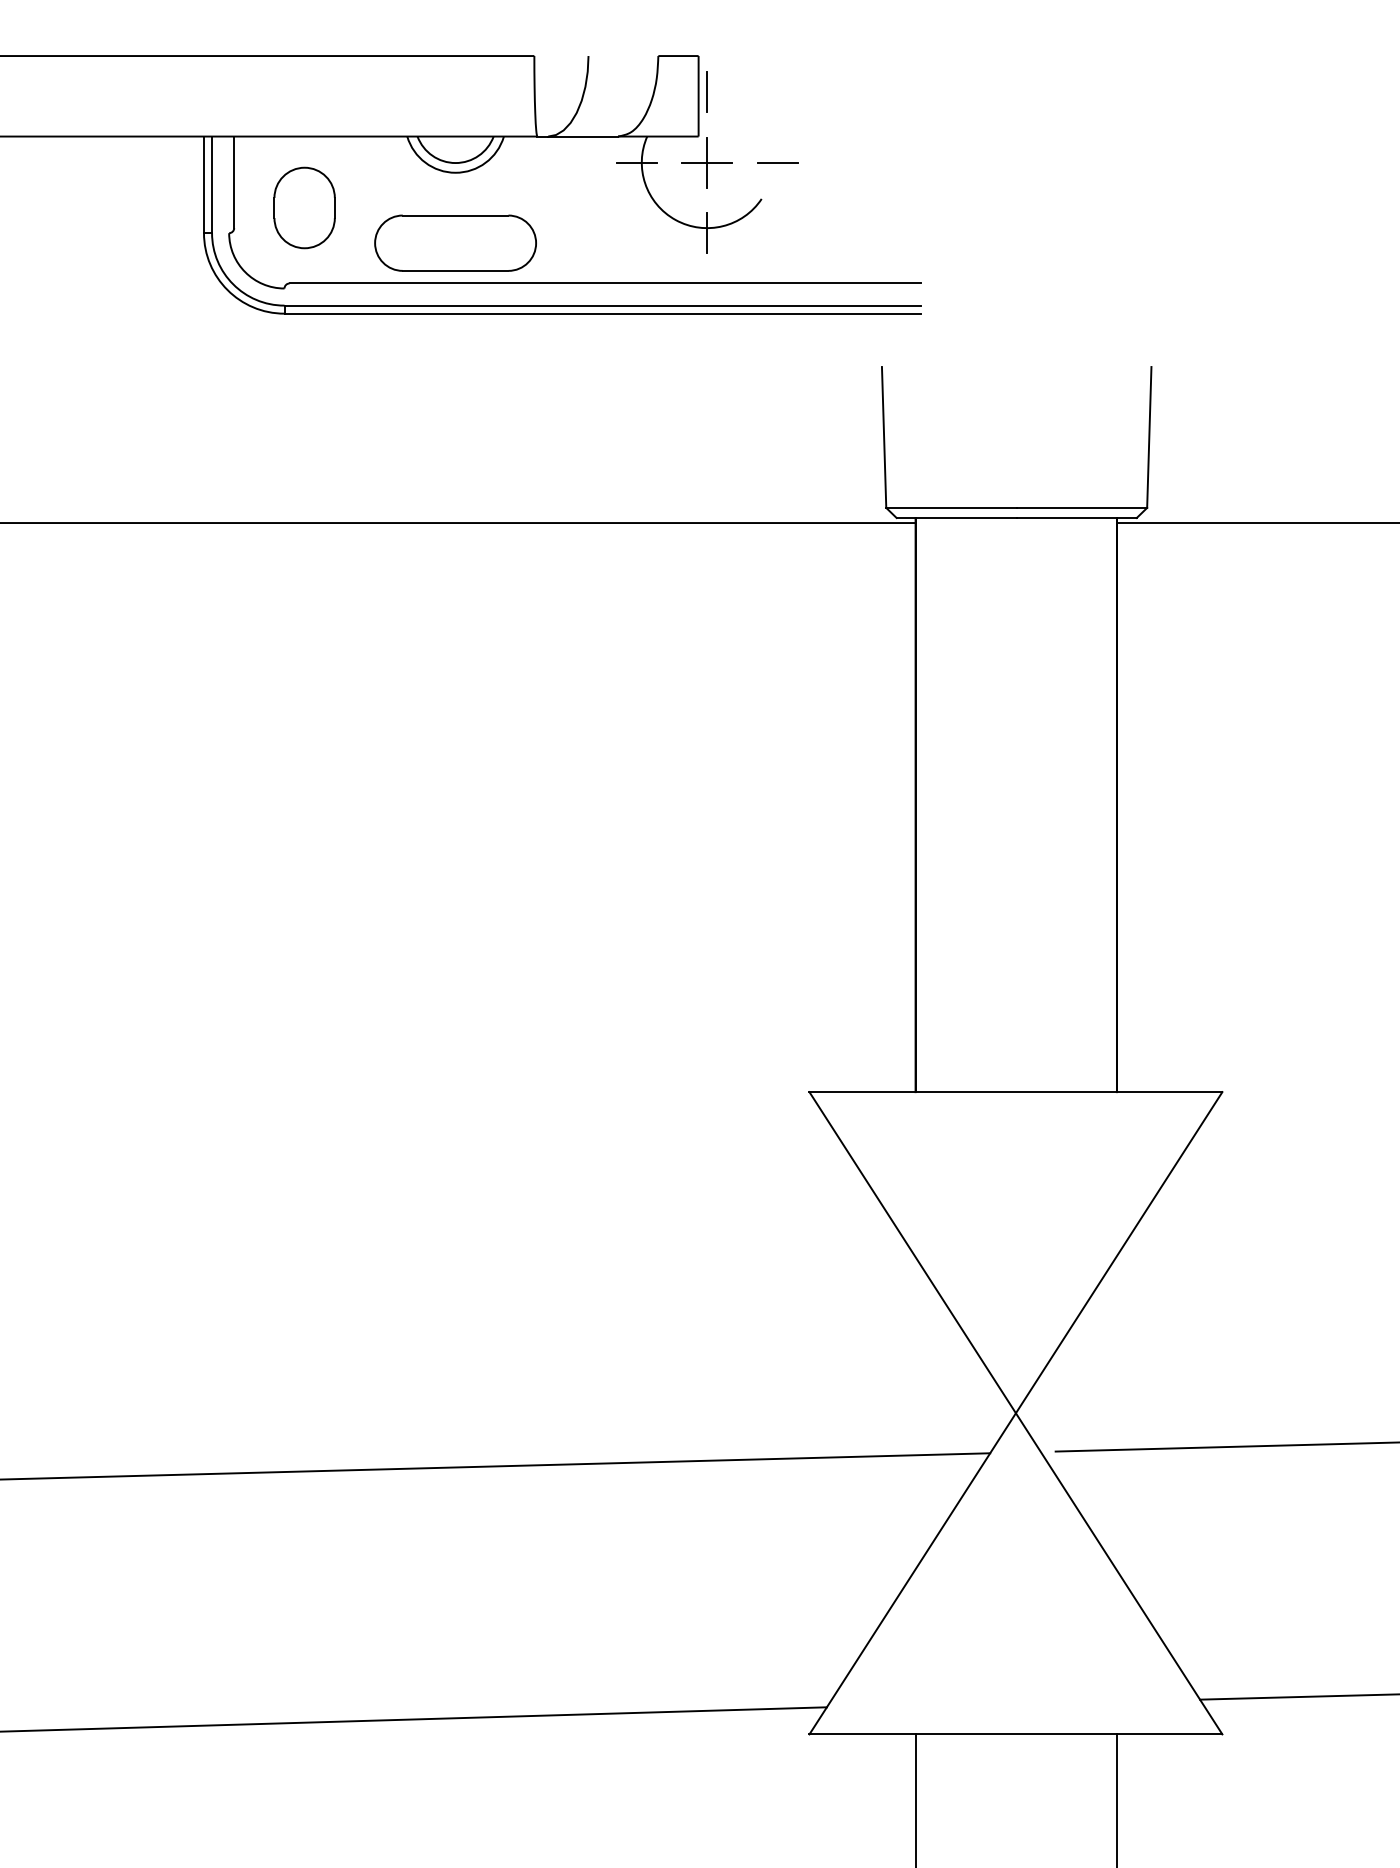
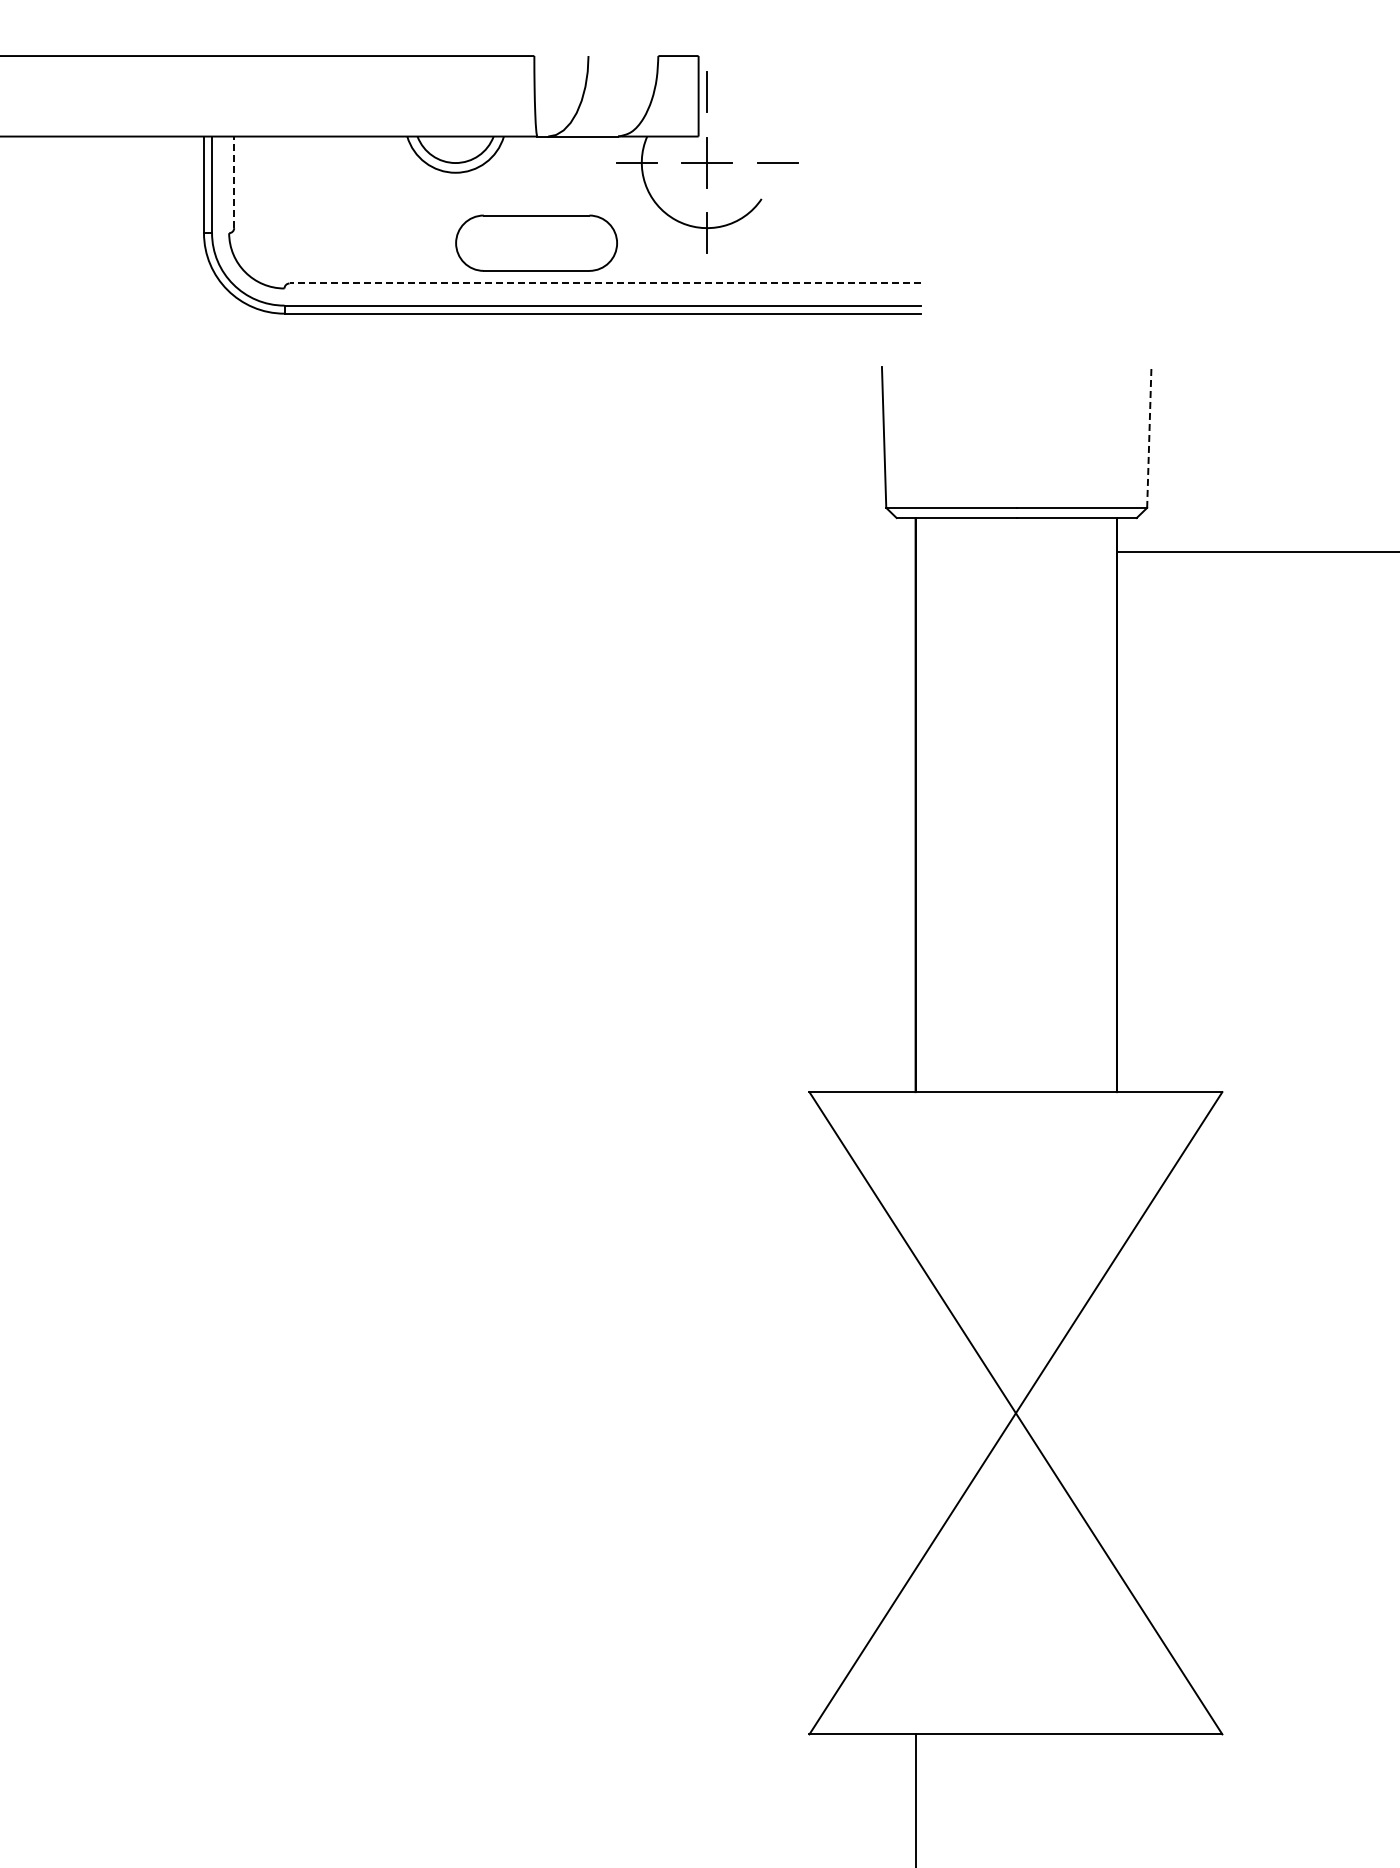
line: solid -> dashed (234, 182)
part: present -> none (304, 207)
part position: (455, 242) -> (536, 242) (536, 242)
line: solid -> dashed (605, 283)
line: solid -> dashed (1149, 436)
line: present -> none (458, 523)
line position: (1256, 523) -> (1256, 552) (1256, 552)
line: present -> none (1225, 1446)
line: present -> none (496, 1466)
line: present -> none (1298, 1696)
line: present -> none (414, 1719)
line: present -> none (1116, 1799)
